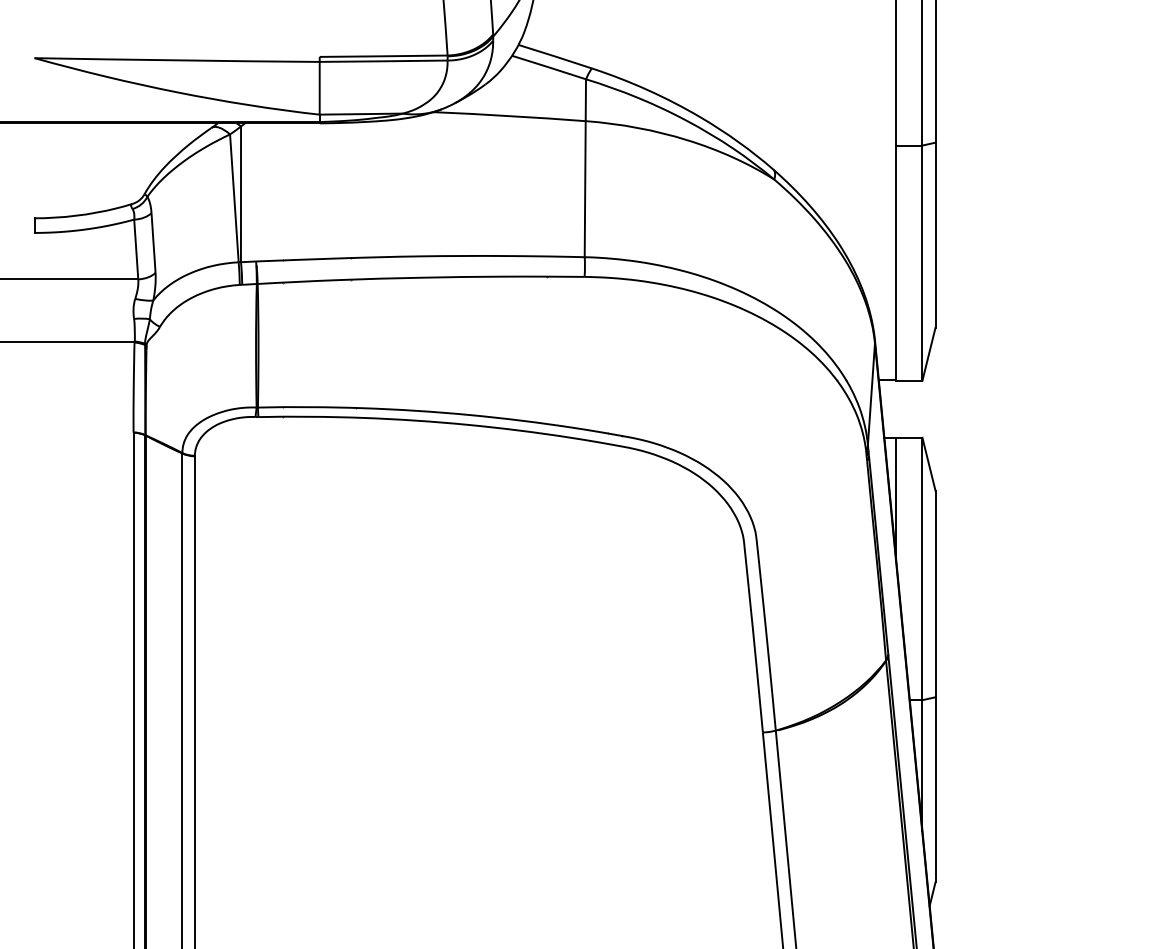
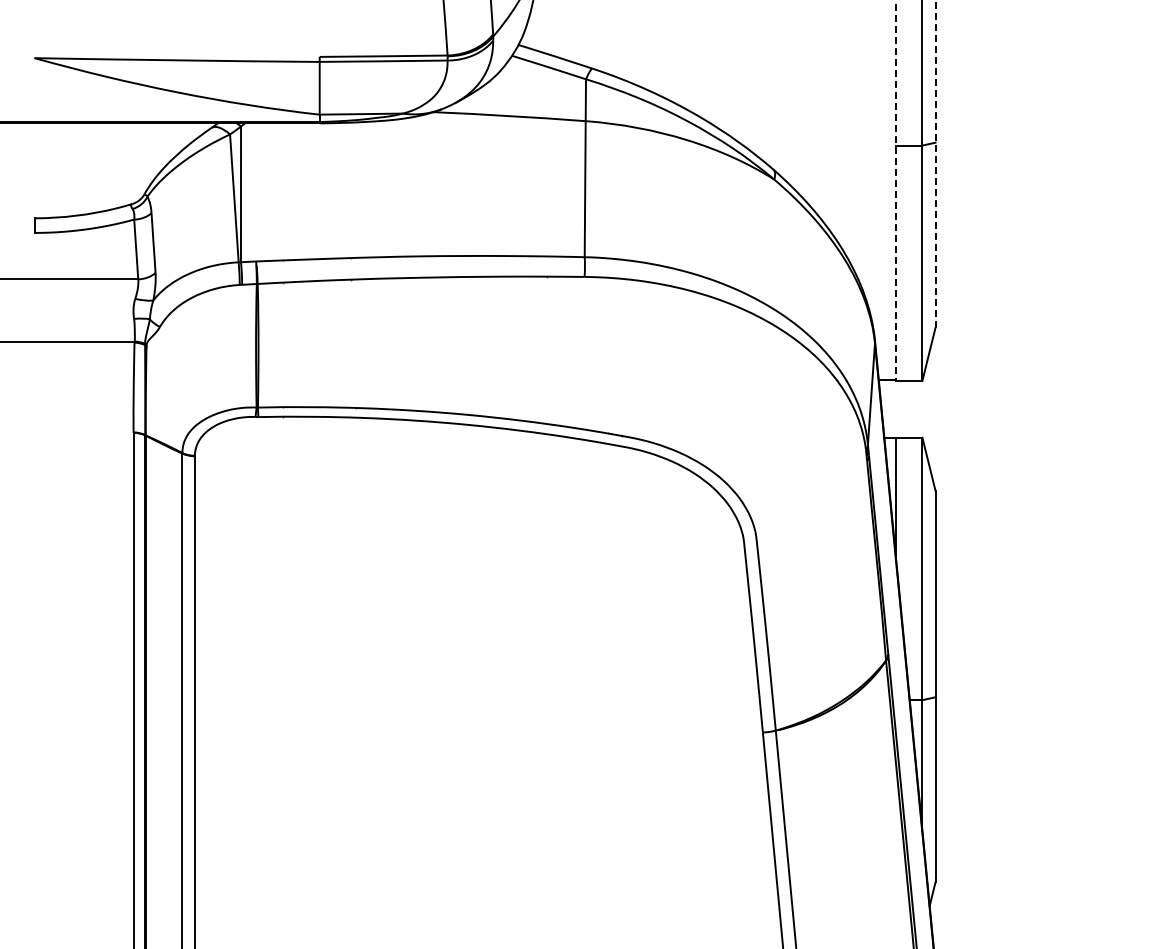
line: solid -> dashed (935, 163)
line: solid -> dashed (896, 190)
